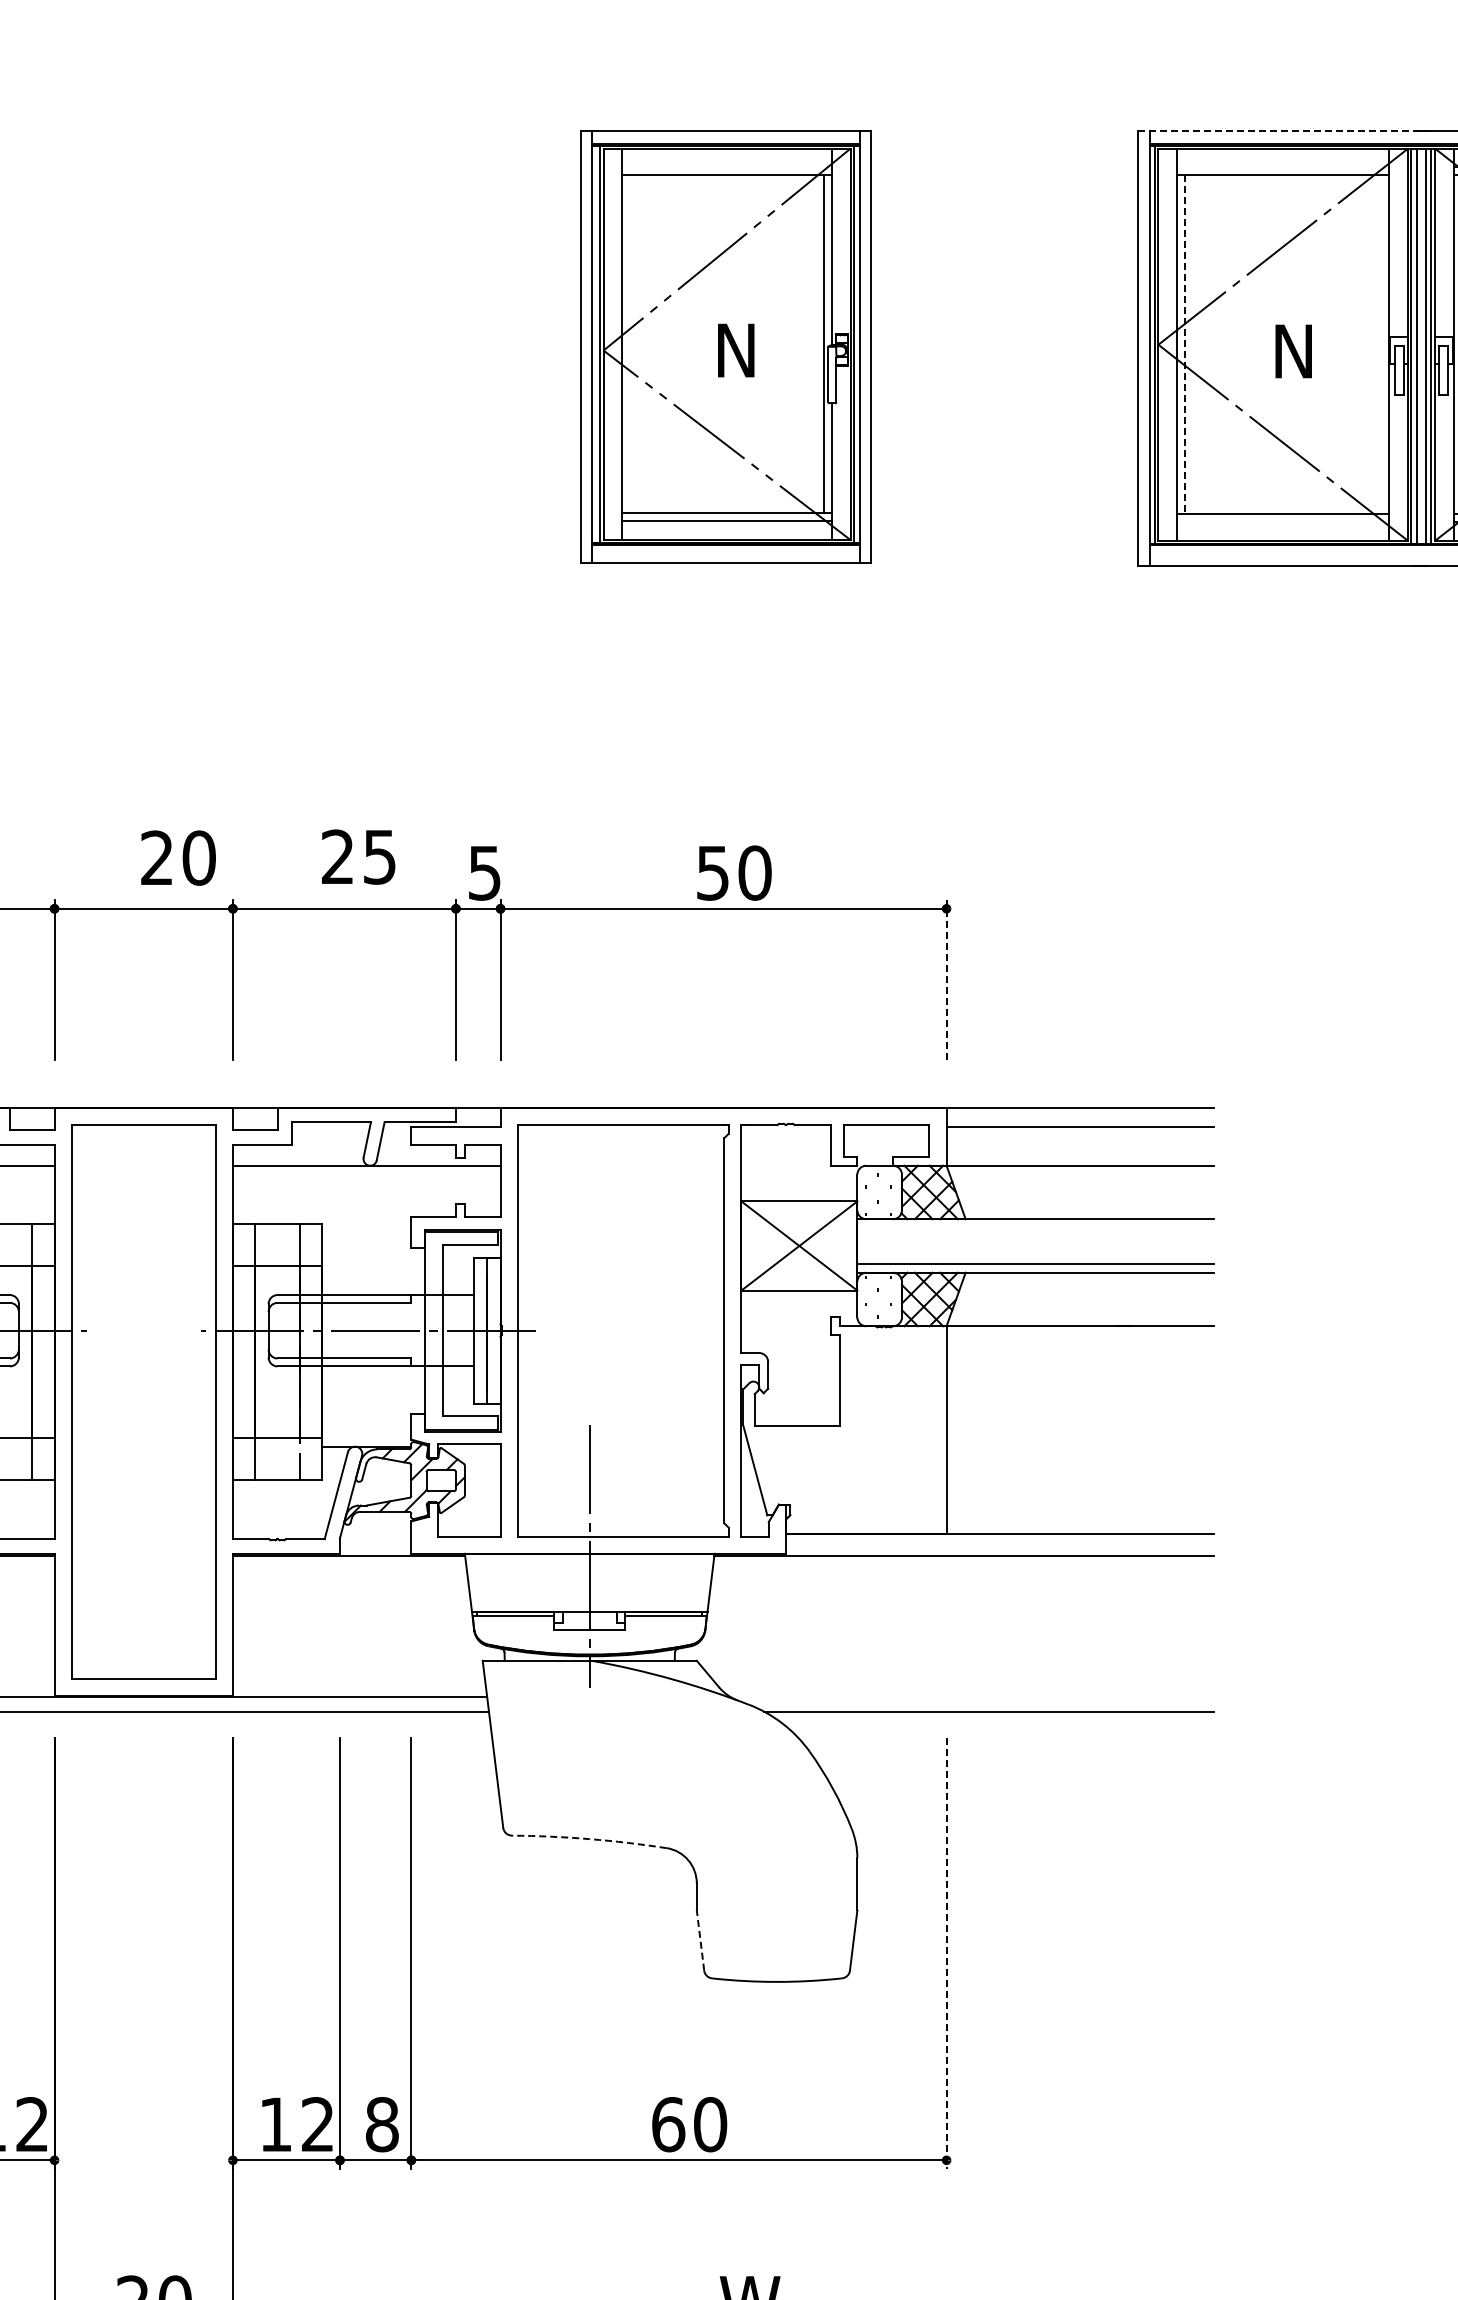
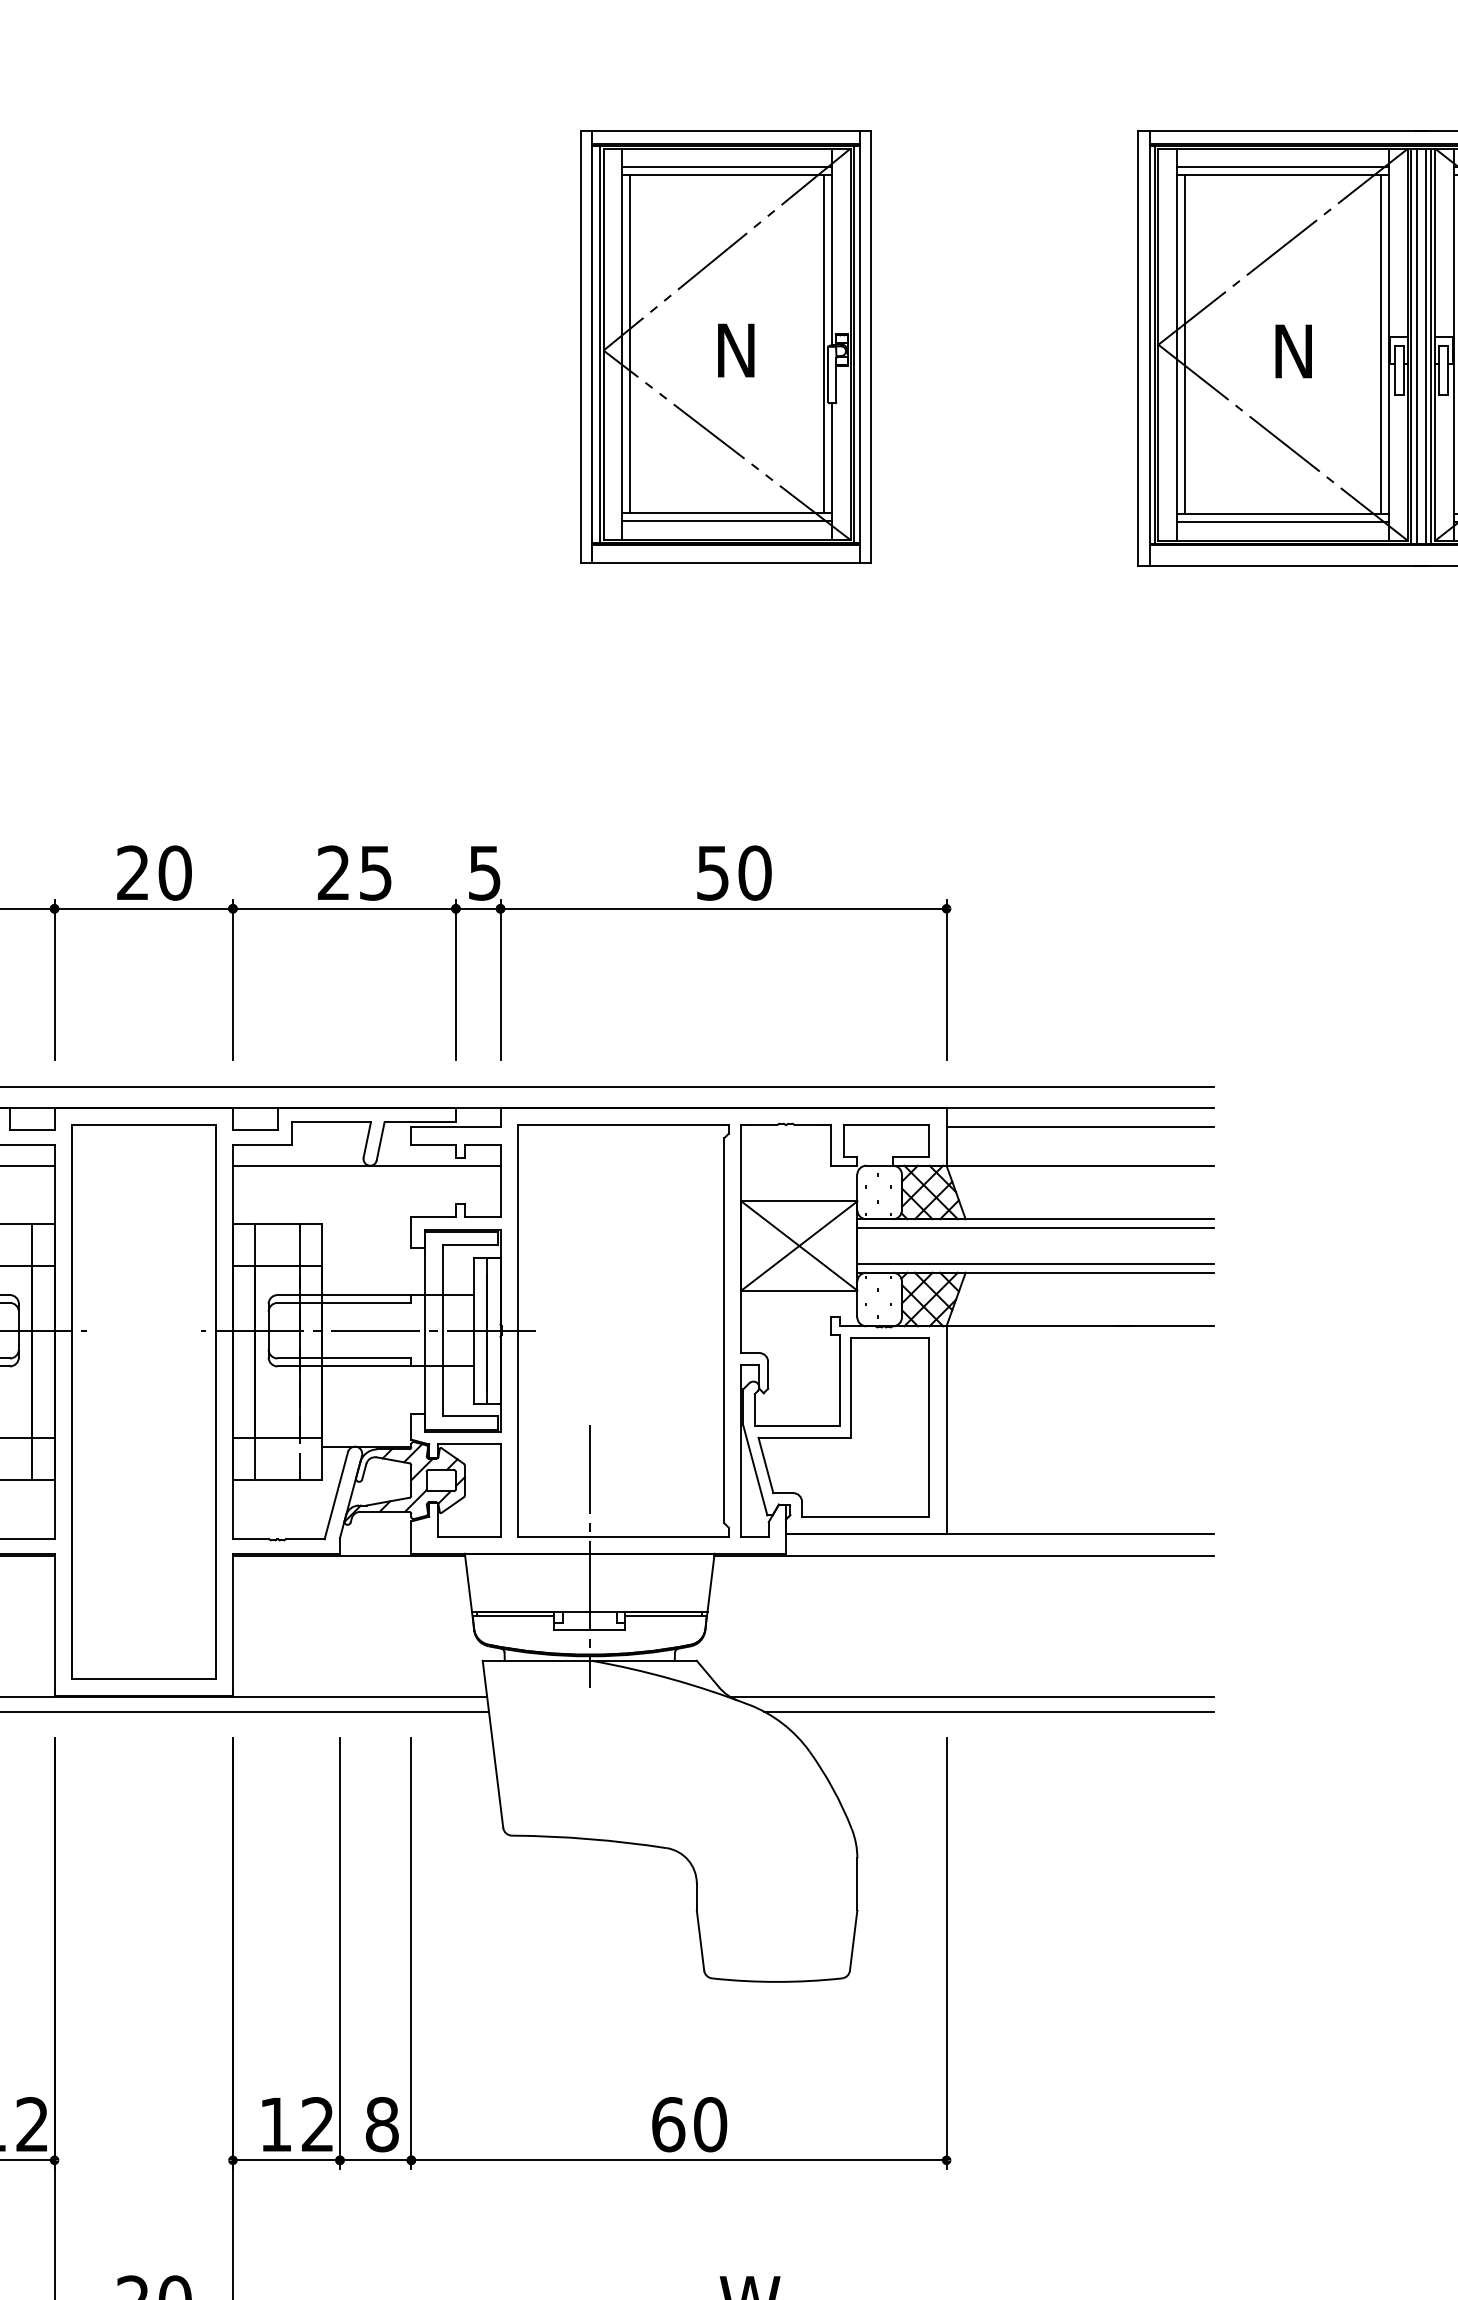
line: dashed -> solid (1283, 130)
line: none -> present (726, 167)
line: none -> present (1283, 167)
line: none -> present (630, 344)
line: none -> present (1381, 344)
line: dashed -> solid (1185, 345)
line: none -> present (1283, 522)
text position: (358, 856) -> (354, 872) (354, 872)
text position: (178, 857) -> (154, 872) (154, 872)
line: dashed -> solid (946, 979)
line: none -> present (608, 1087)
line: none -> present (1035, 1228)
part: none -> present (850, 1427)
line: none -> present (972, 1697)
arc: dashed -> solid (589, 1839)
line: dashed -> solid (700, 1940)
line: dashed -> solid (946, 1954)
